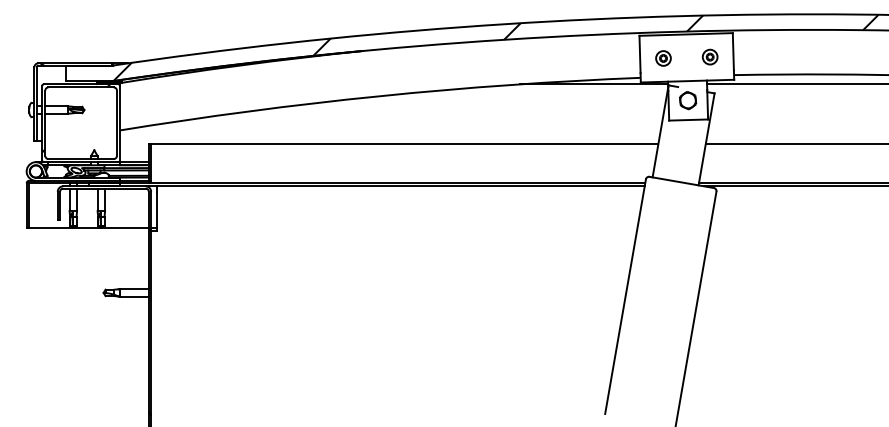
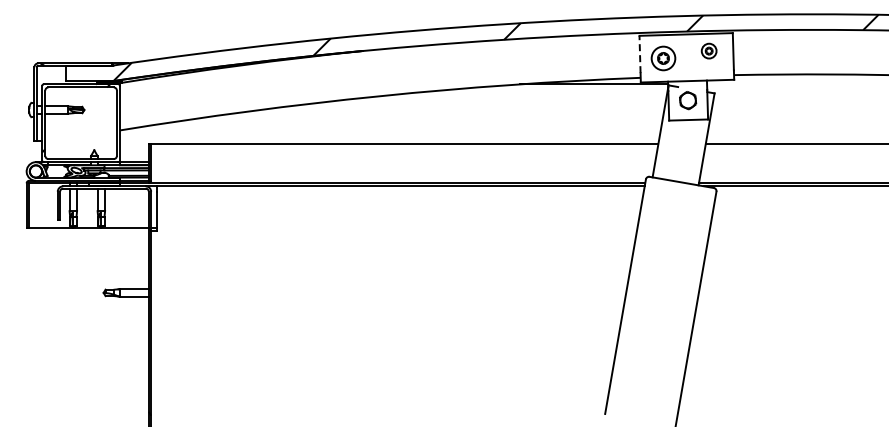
line: solid -> dashed (640, 54)
part position: (709, 56) -> (708, 50) (708, 50)
part size: 17x17 px -> 27x27 px (663, 58)
line: present -> none (796, 84)
